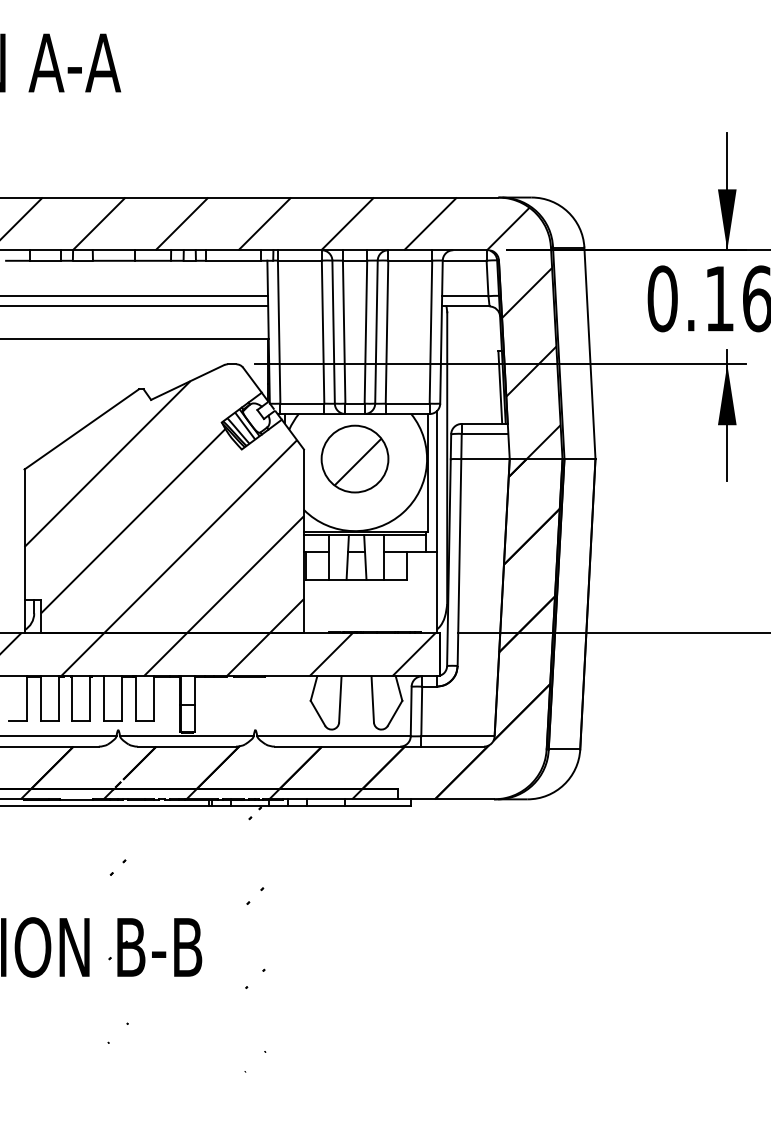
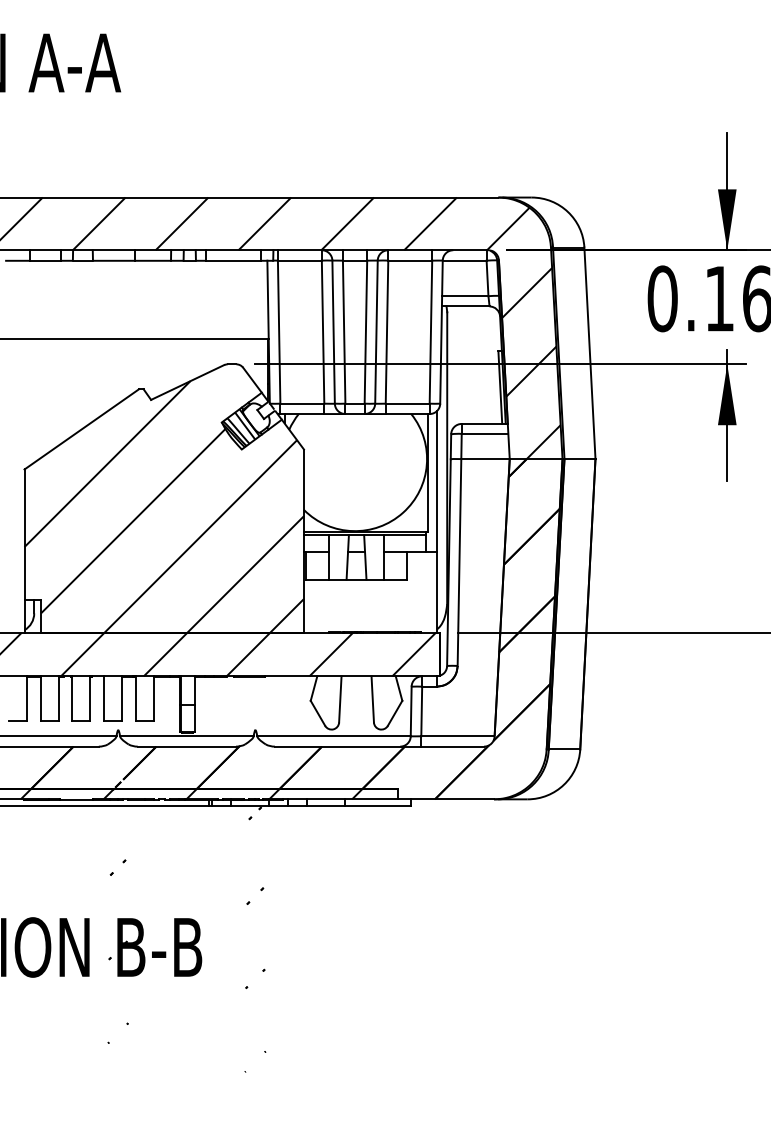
line: present -> none (135, 296)
line: present -> none (135, 306)
part: present -> none (354, 458)
